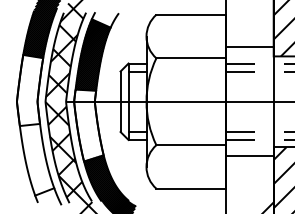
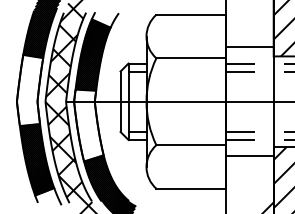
hatch: none -> present (36, 159)
